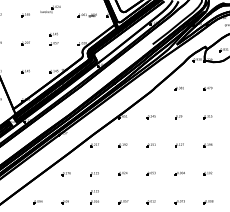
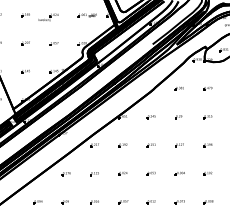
part position: (50, 9) -> (48, 17) (48, 17)
part: present -> none (53, 34)
part: present -> none (94, 192)
